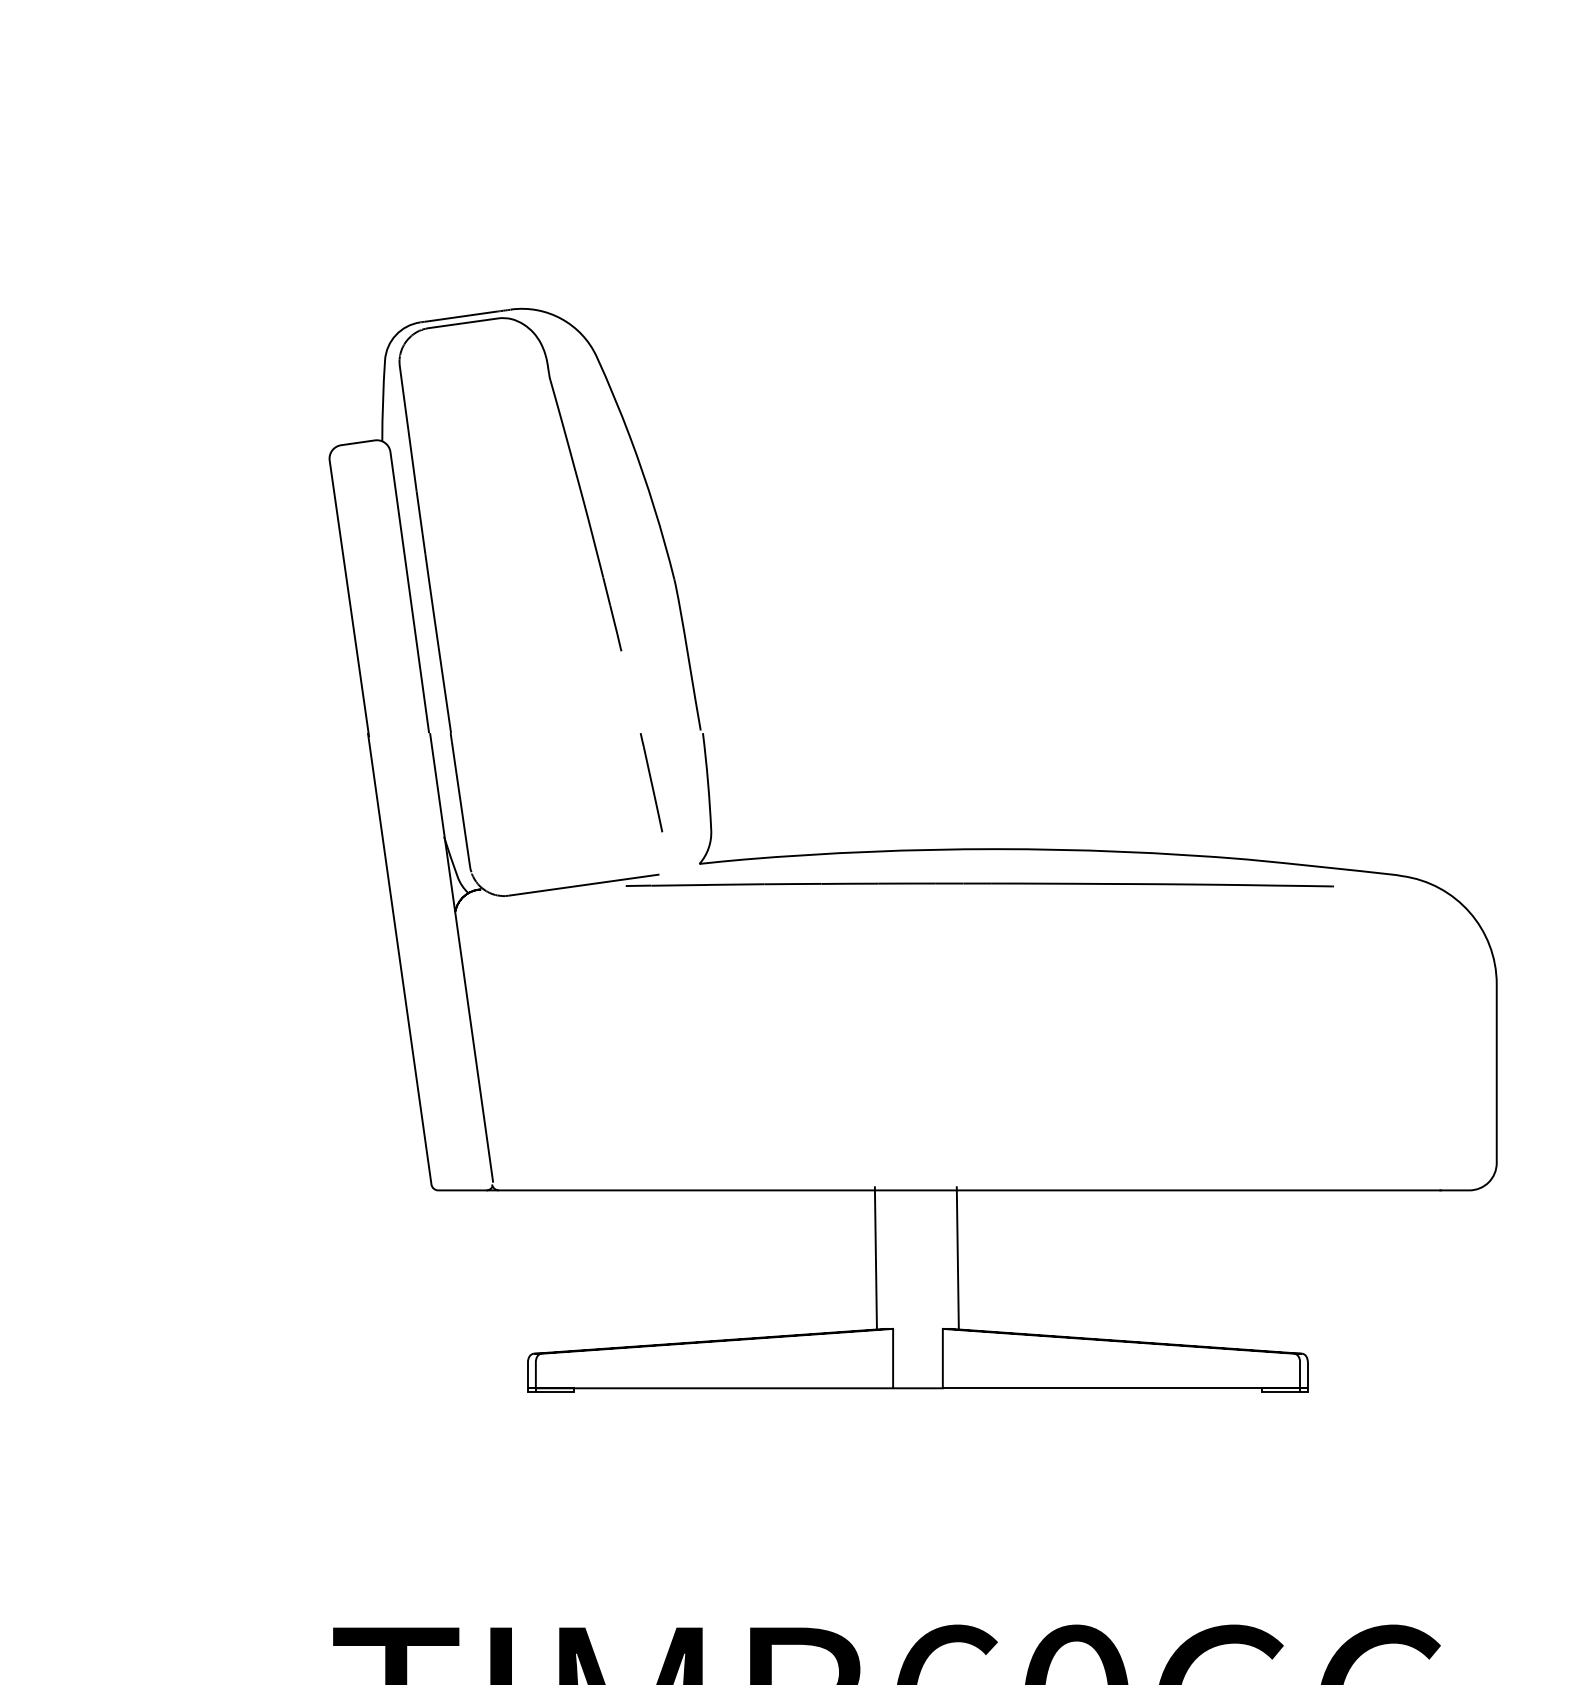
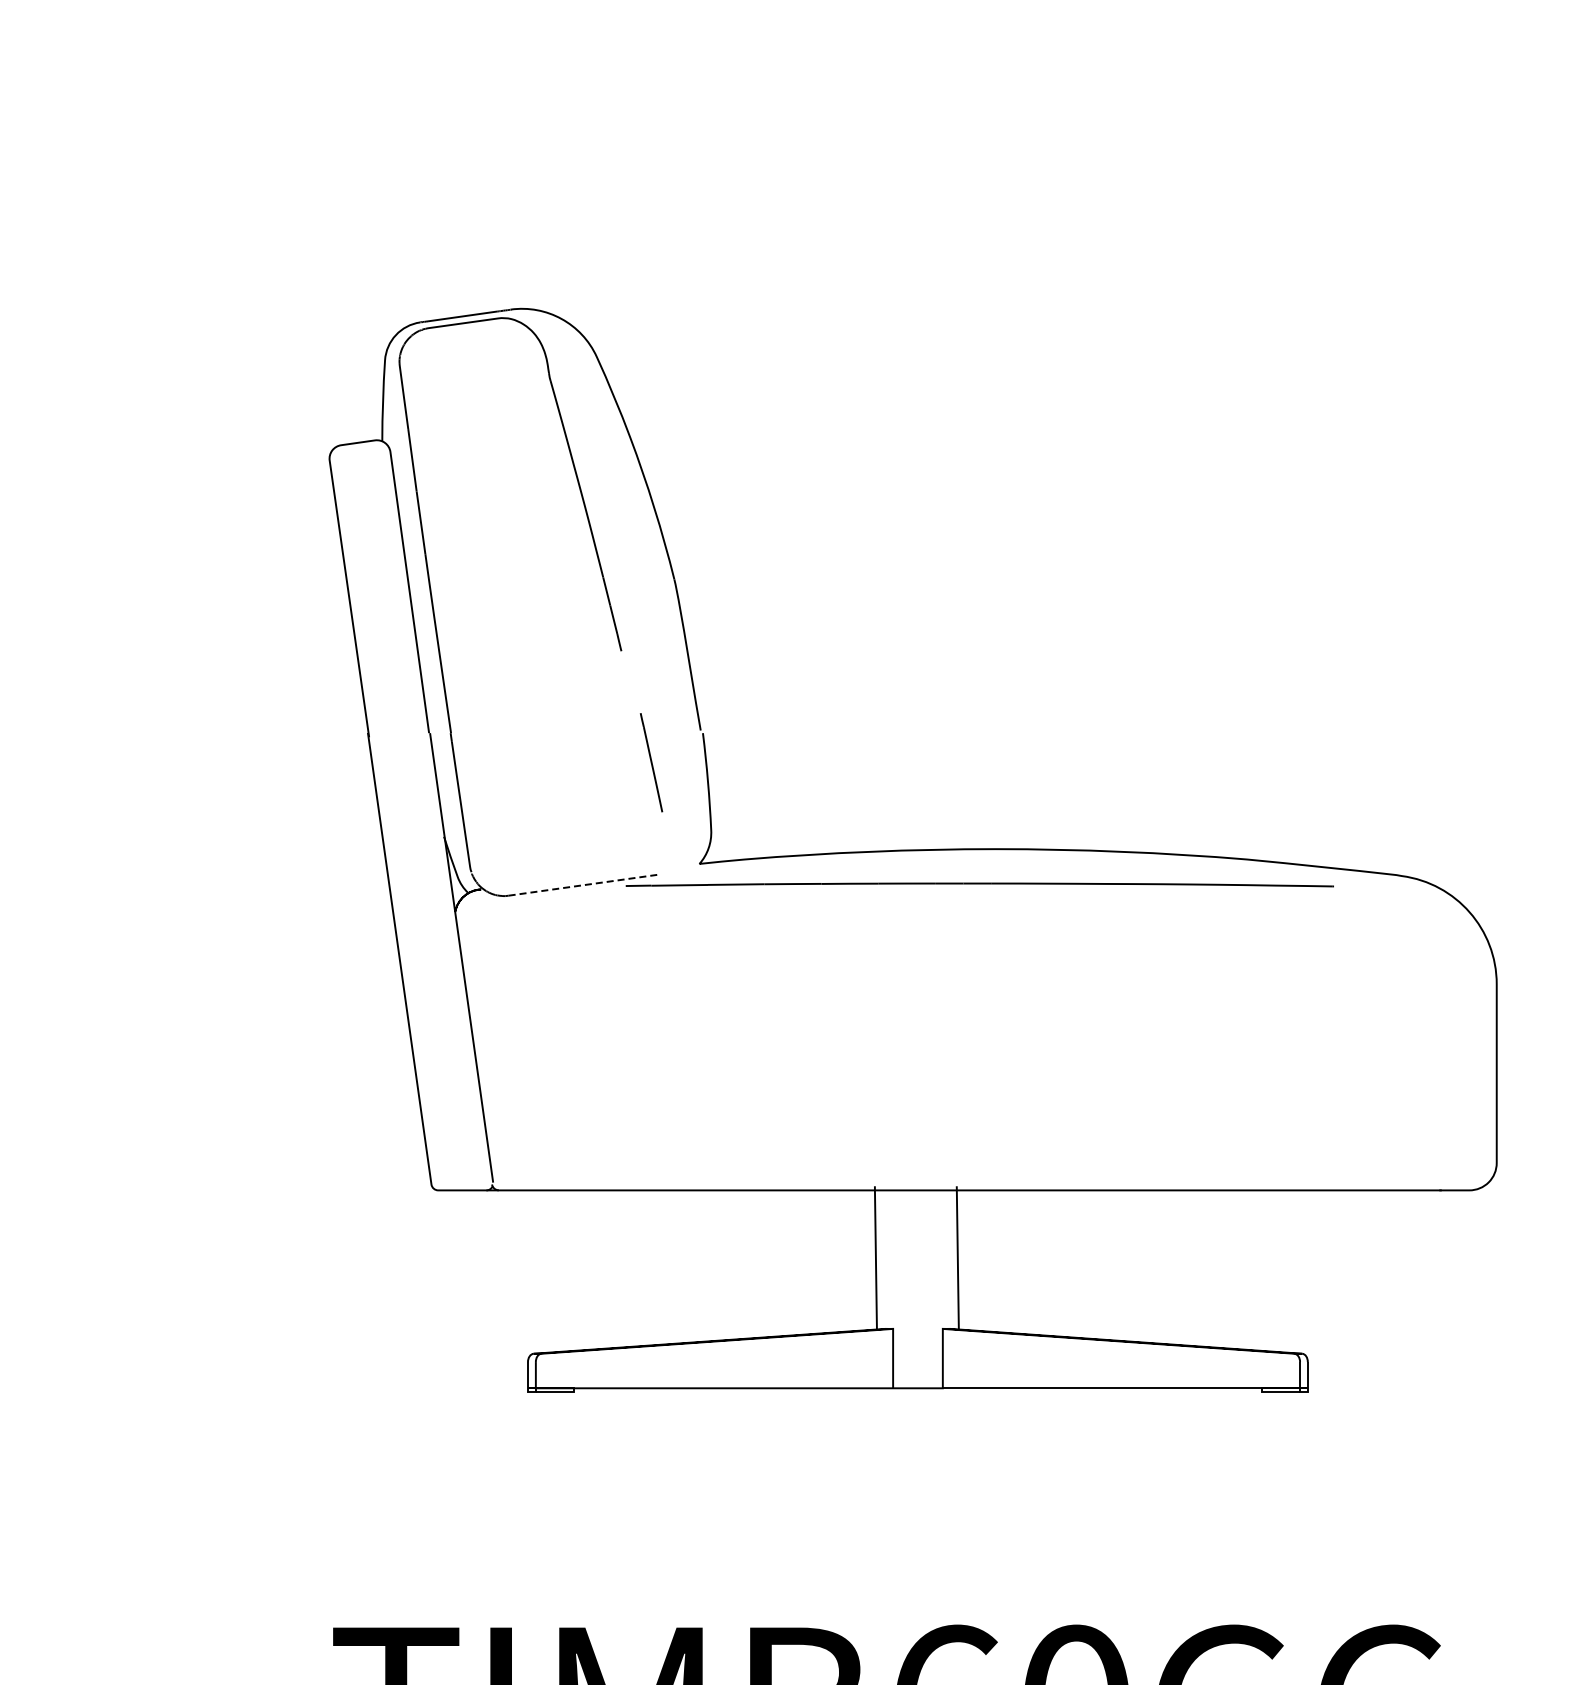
line position: (651, 782) -> (651, 762) (651, 762)
line: solid -> dashed (584, 885)
